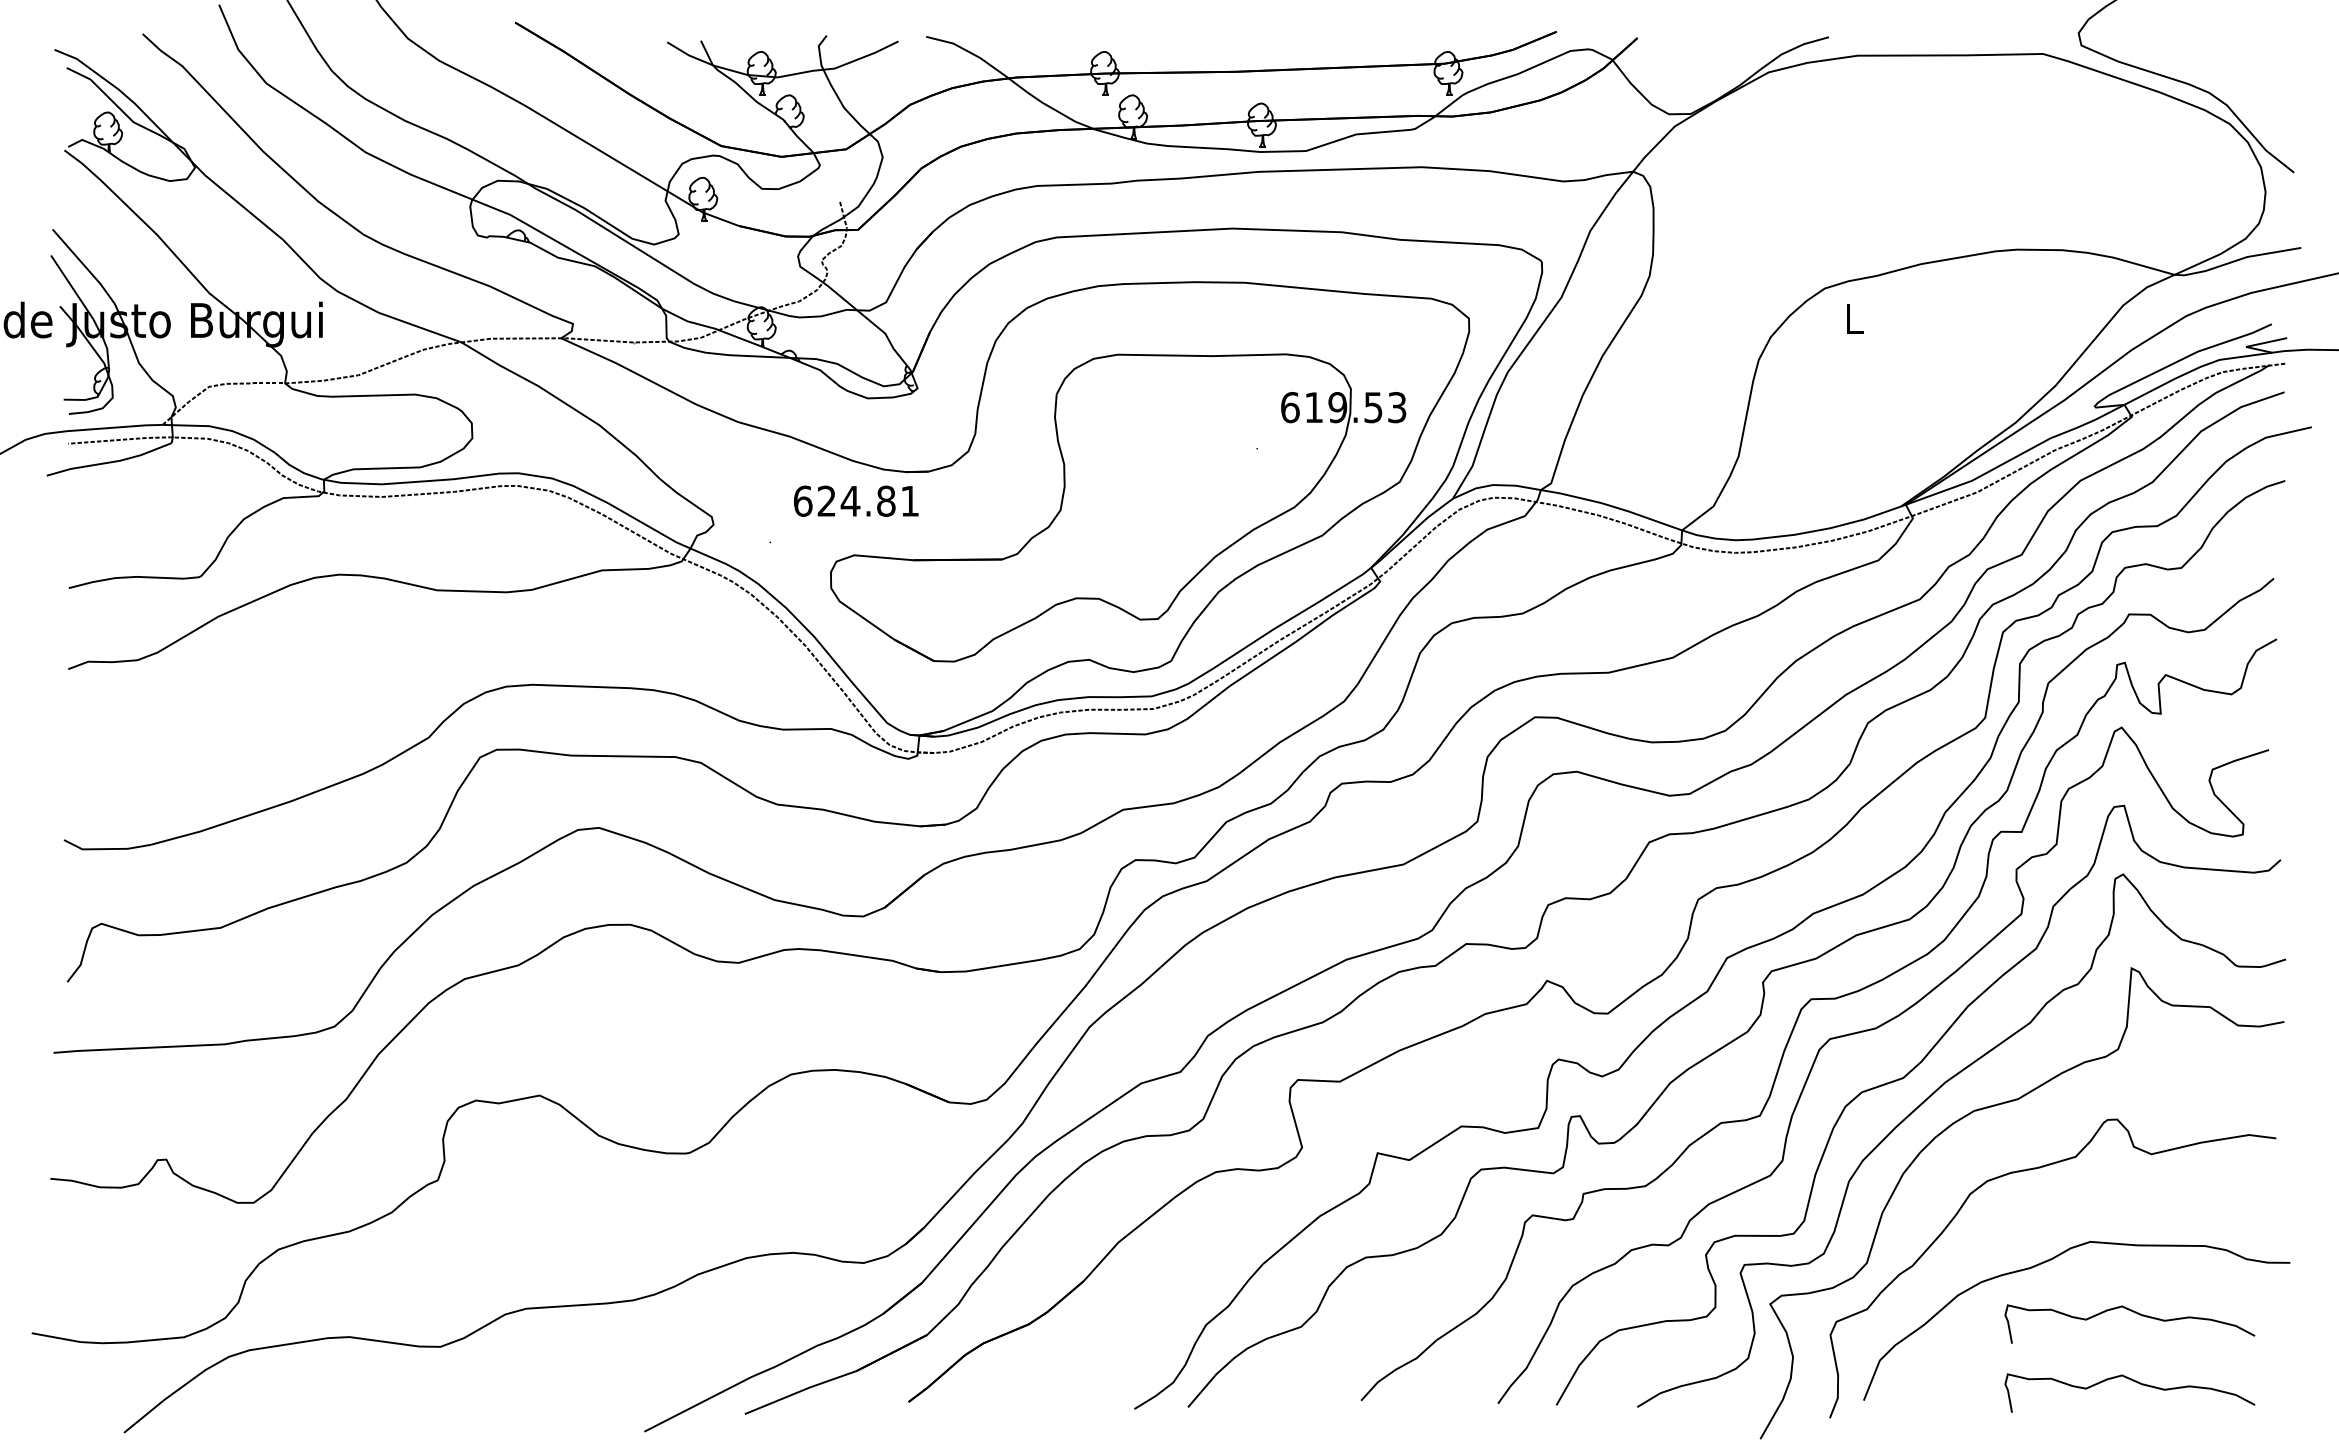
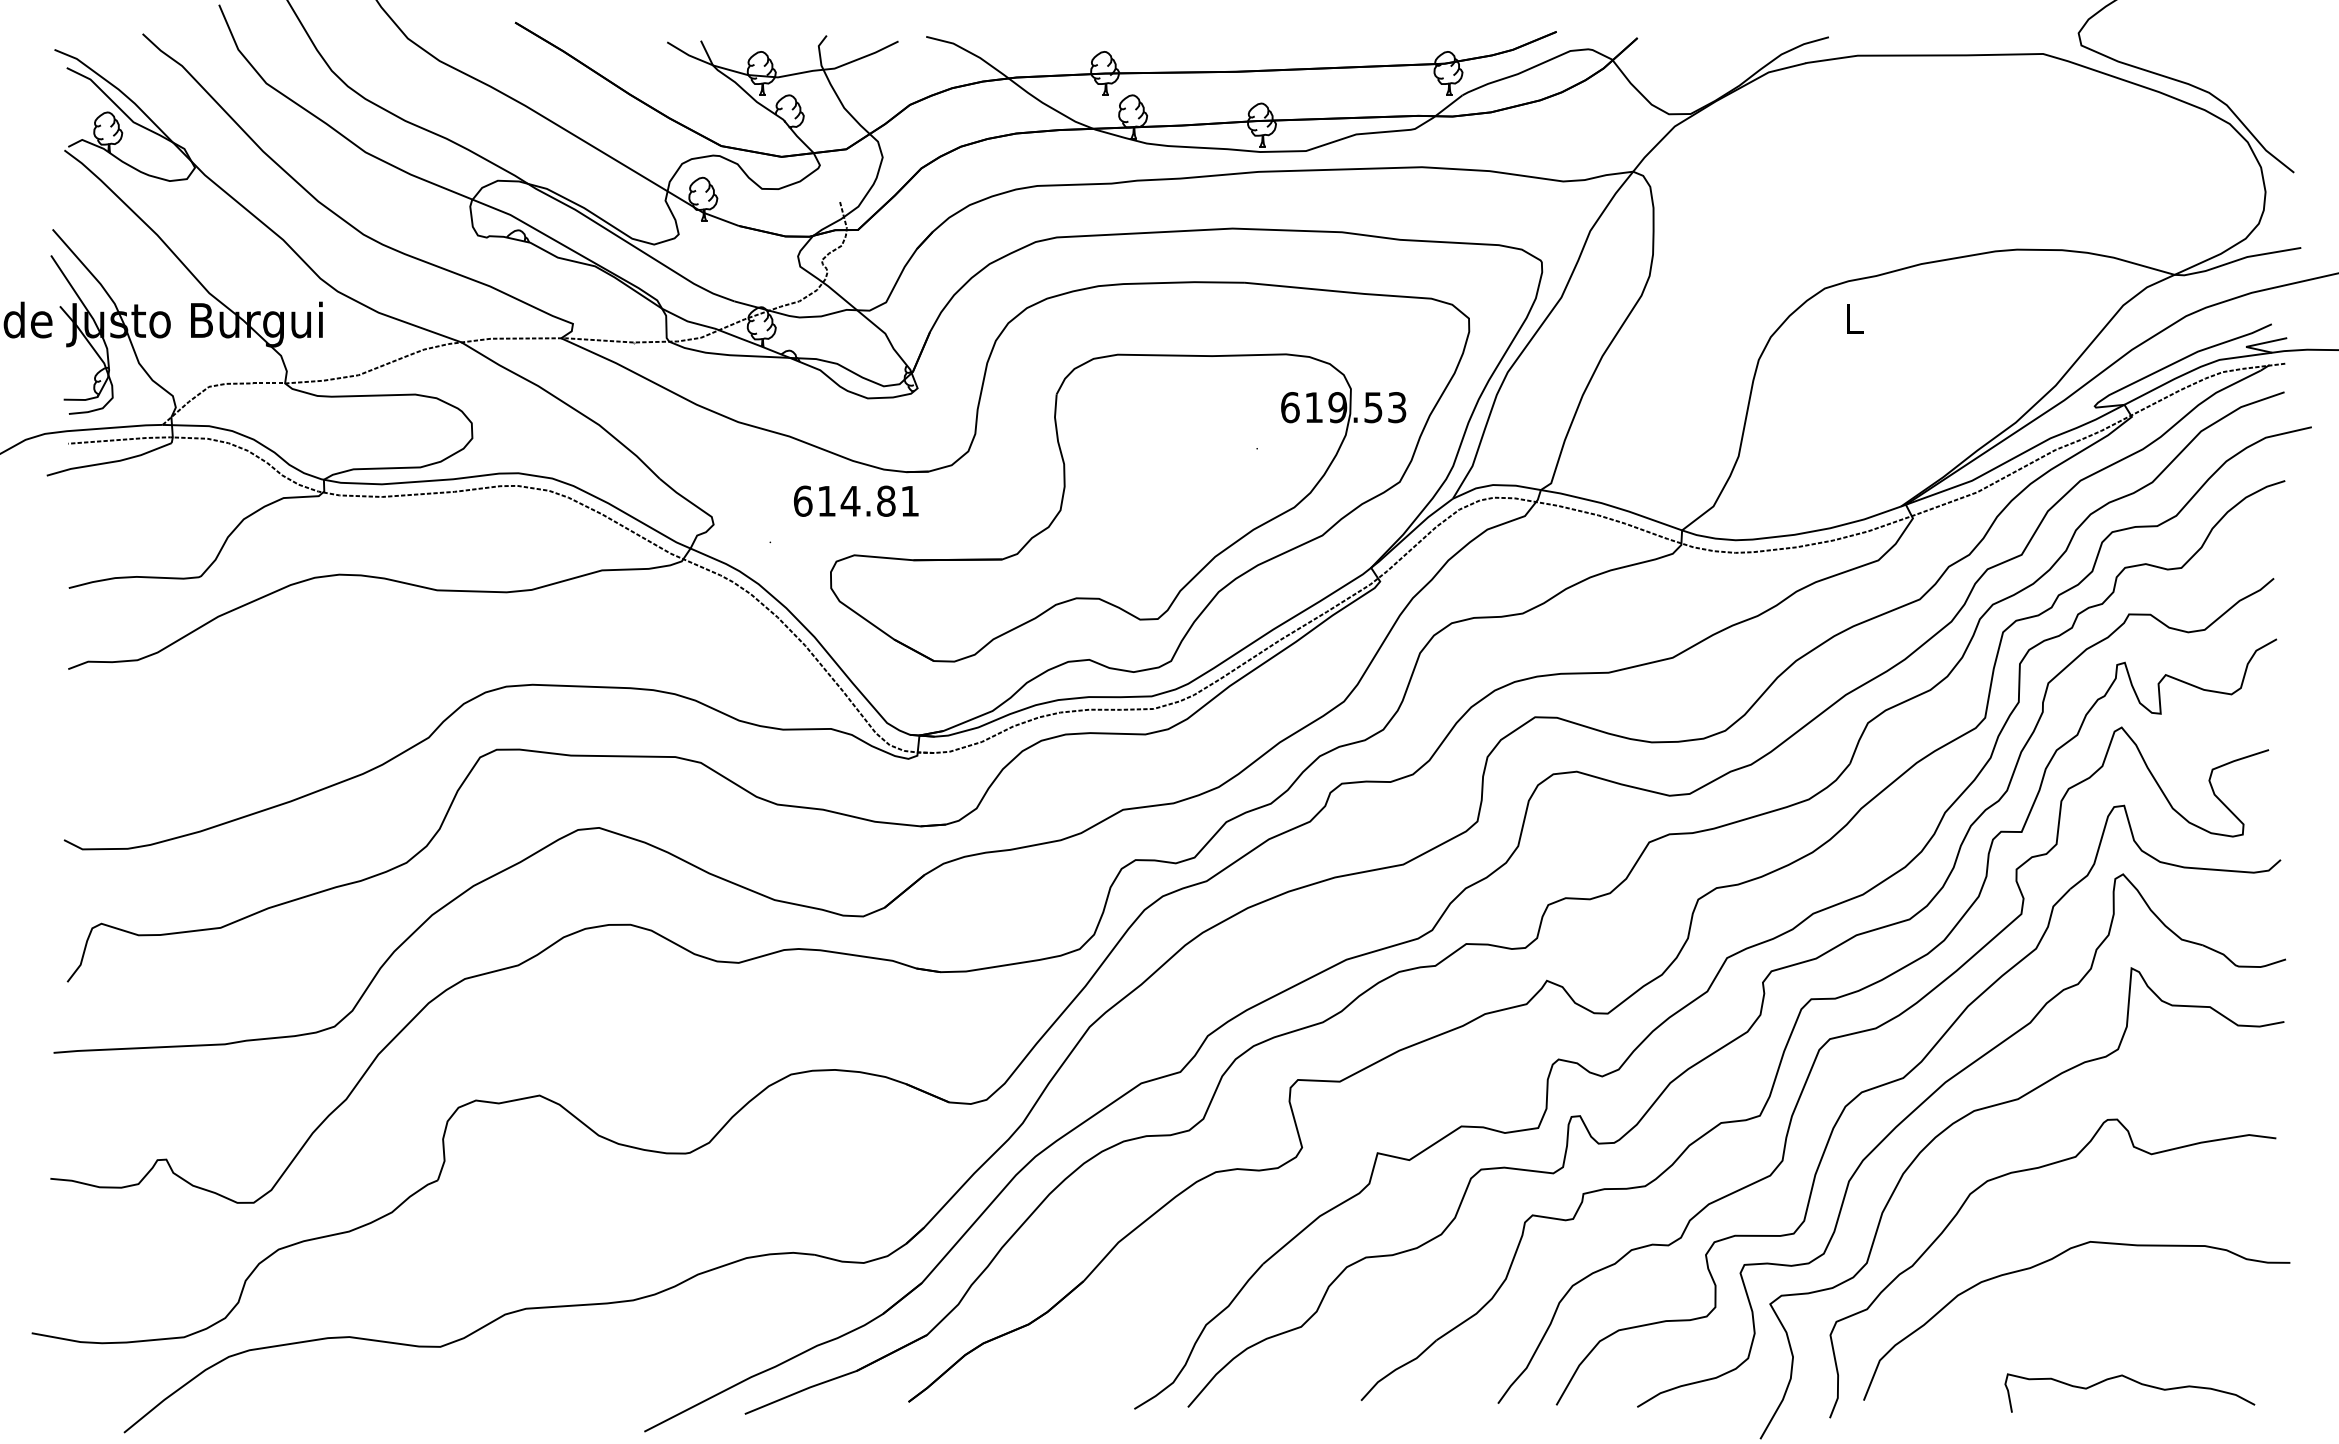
text: 624.81 -> 614.81 (826, 500)
curve: present -> none (2135, 1313)
